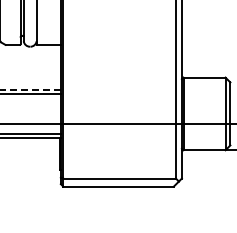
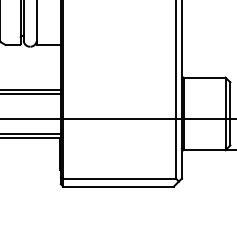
line: dashed -> solid (30, 89)
line position: (117, 123) -> (117, 118) (117, 118)
